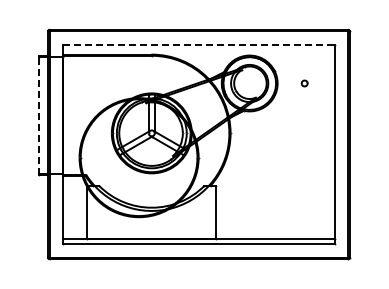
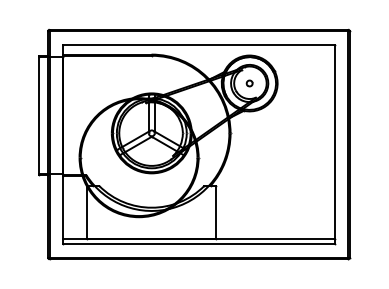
line: dashed -> solid (198, 44)
part position: (304, 83) -> (249, 83) (249, 83)
line: dashed -> solid (39, 115)
